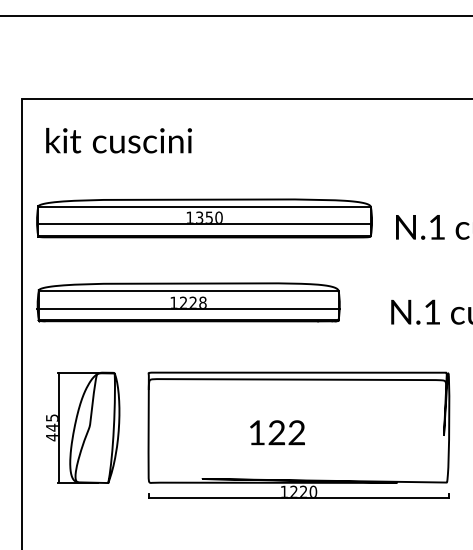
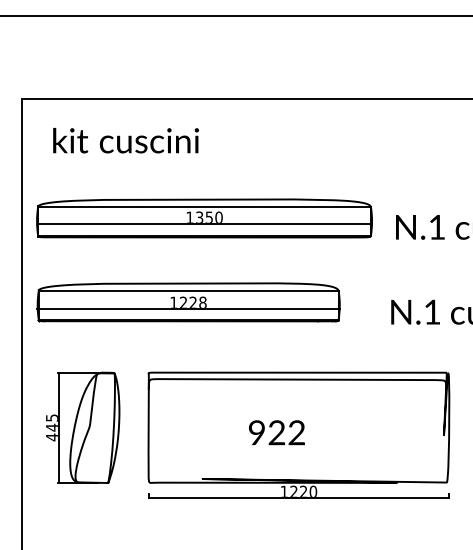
text position: (118, 140) -> (125, 140) (125, 140)
text: 122 -> 922 (256, 432)
